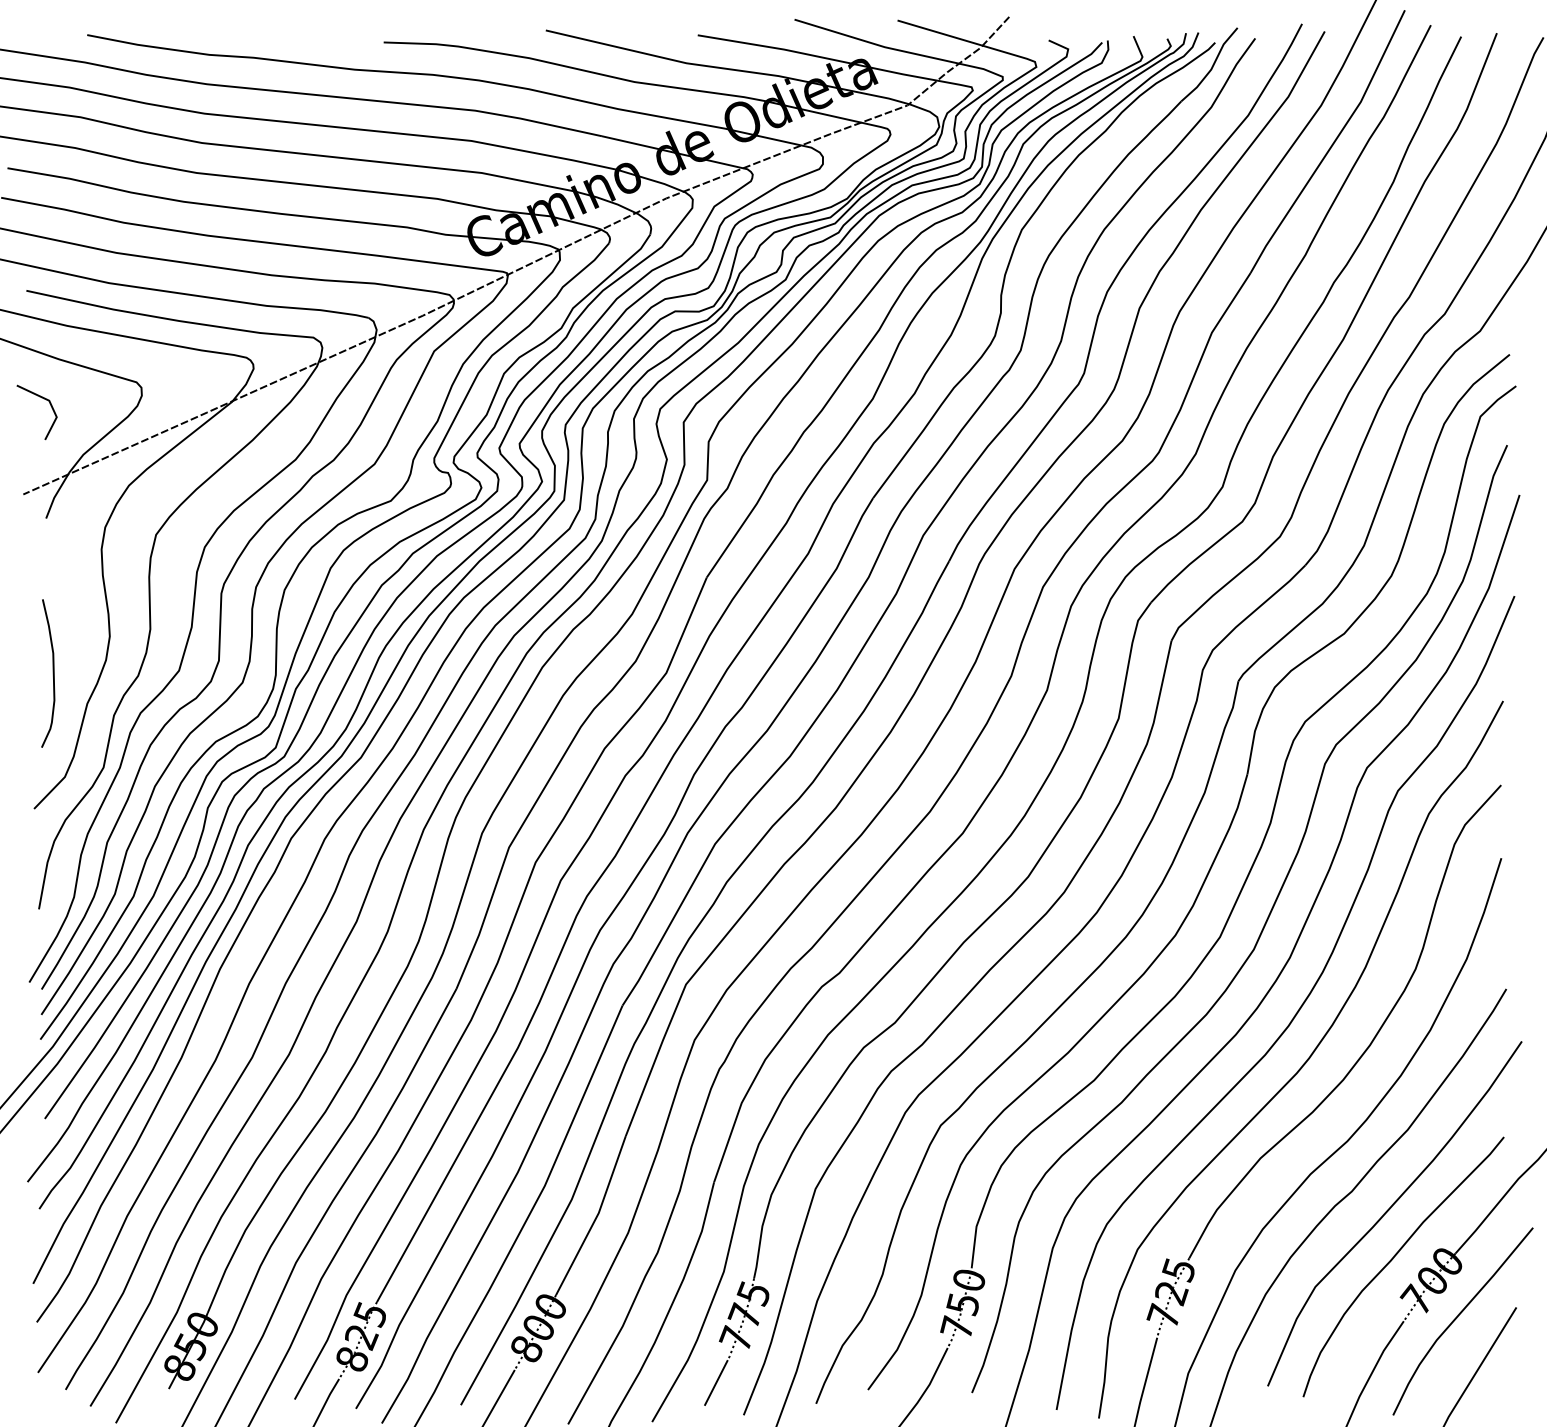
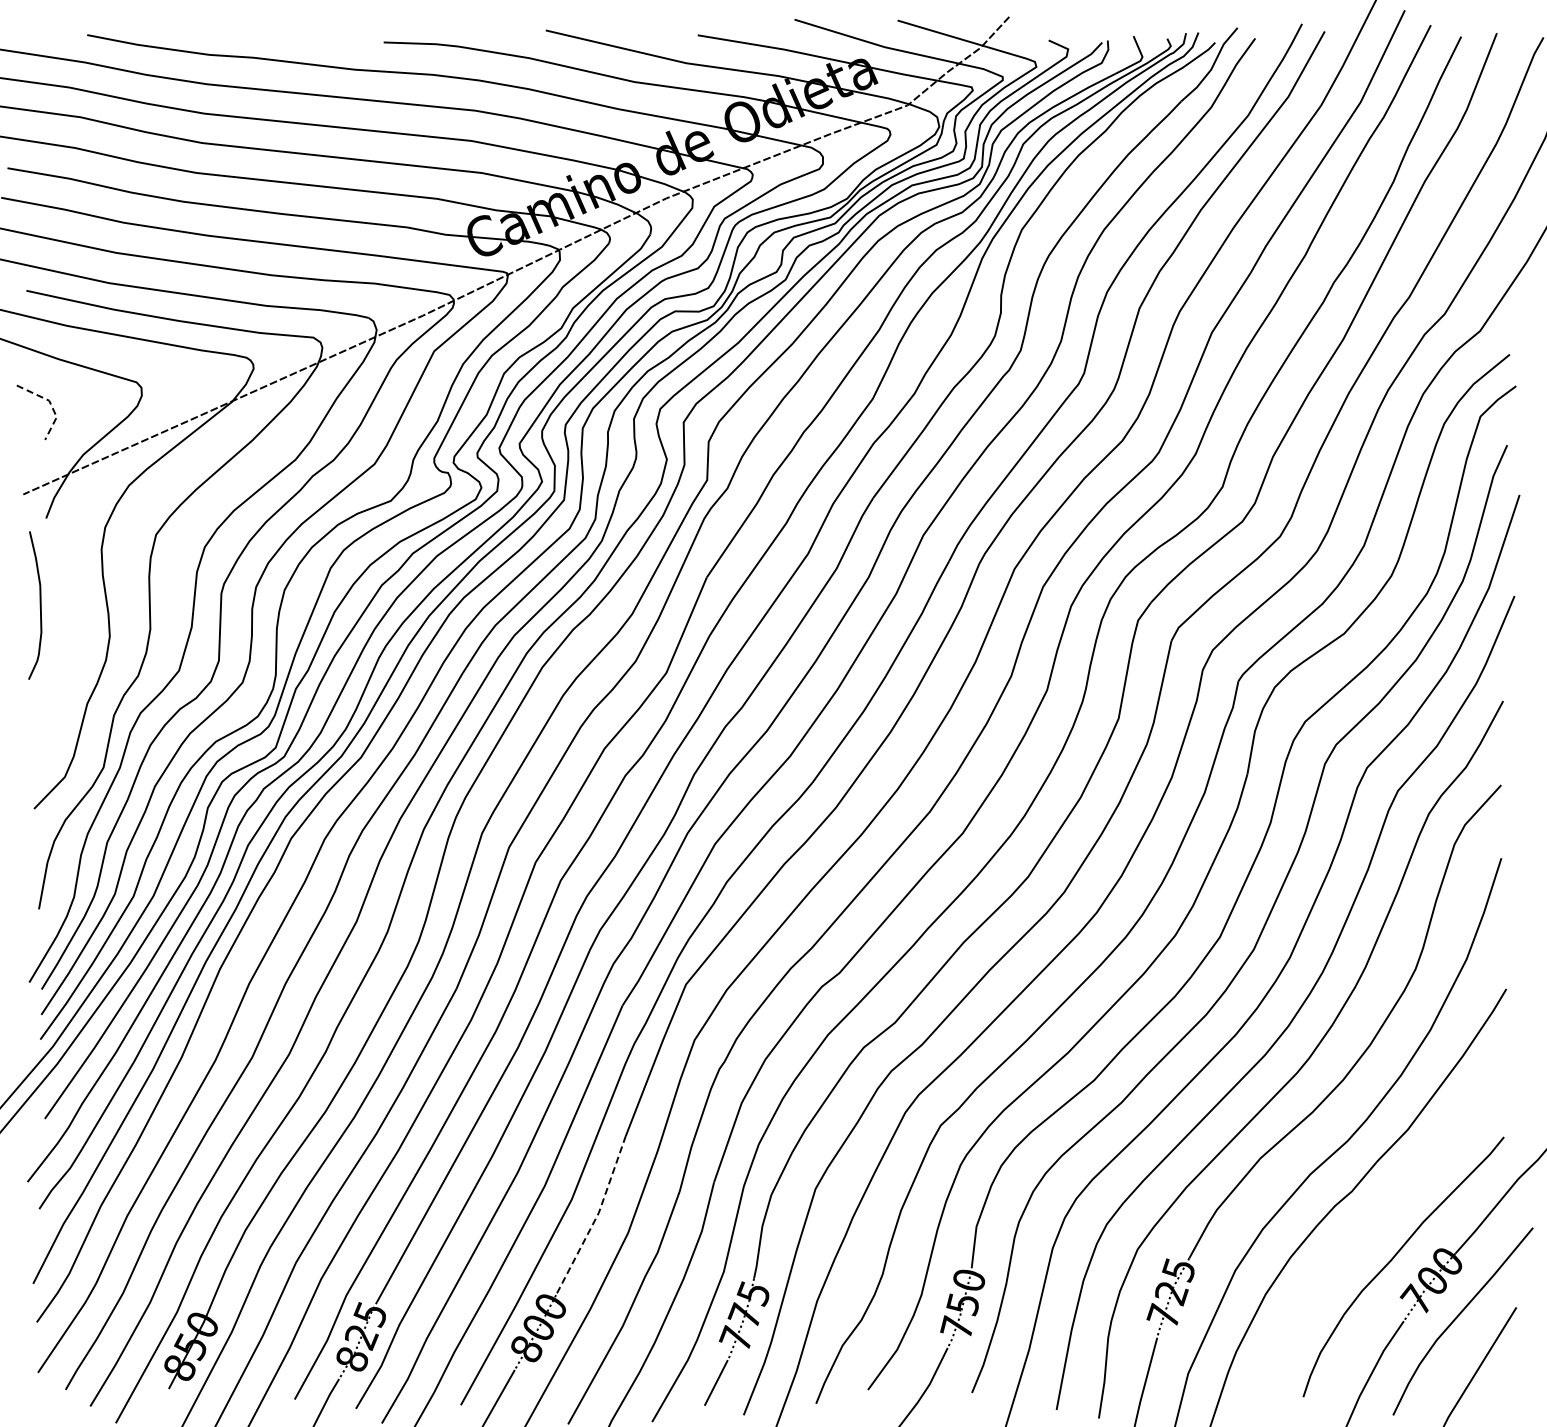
line: solid -> dashed (51, 405)
curve position: (52, 673) -> (39, 605) (39, 605)
curve: present -> none (1390, 1209)
line: solid -> dashed (596, 1217)
